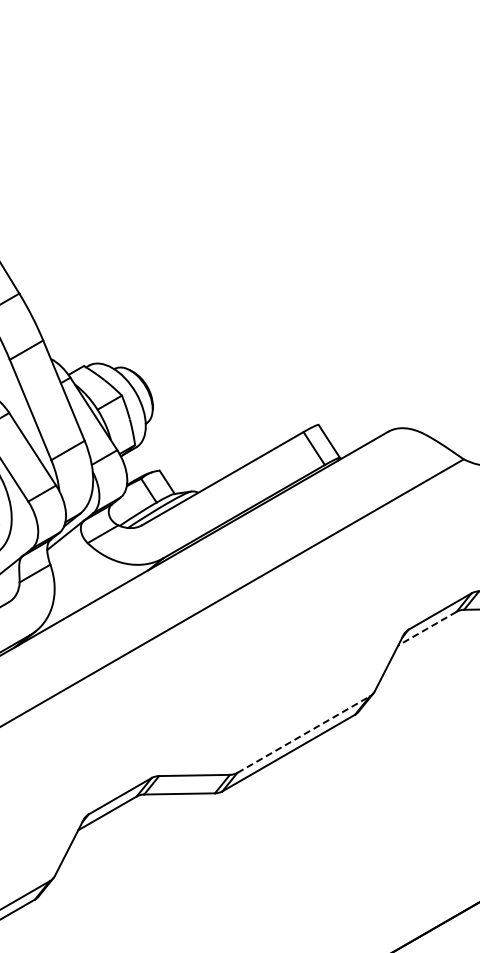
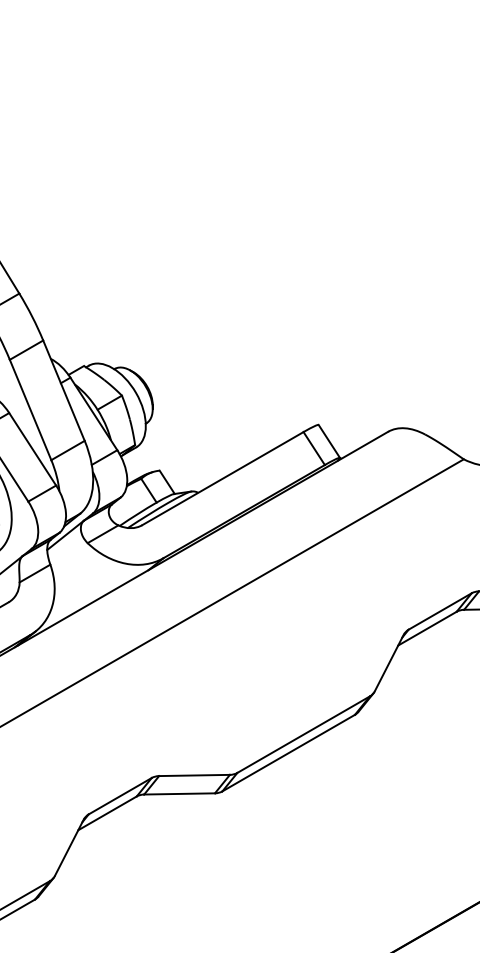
line: dashed -> solid (427, 628)
line: dashed -> solid (303, 734)
